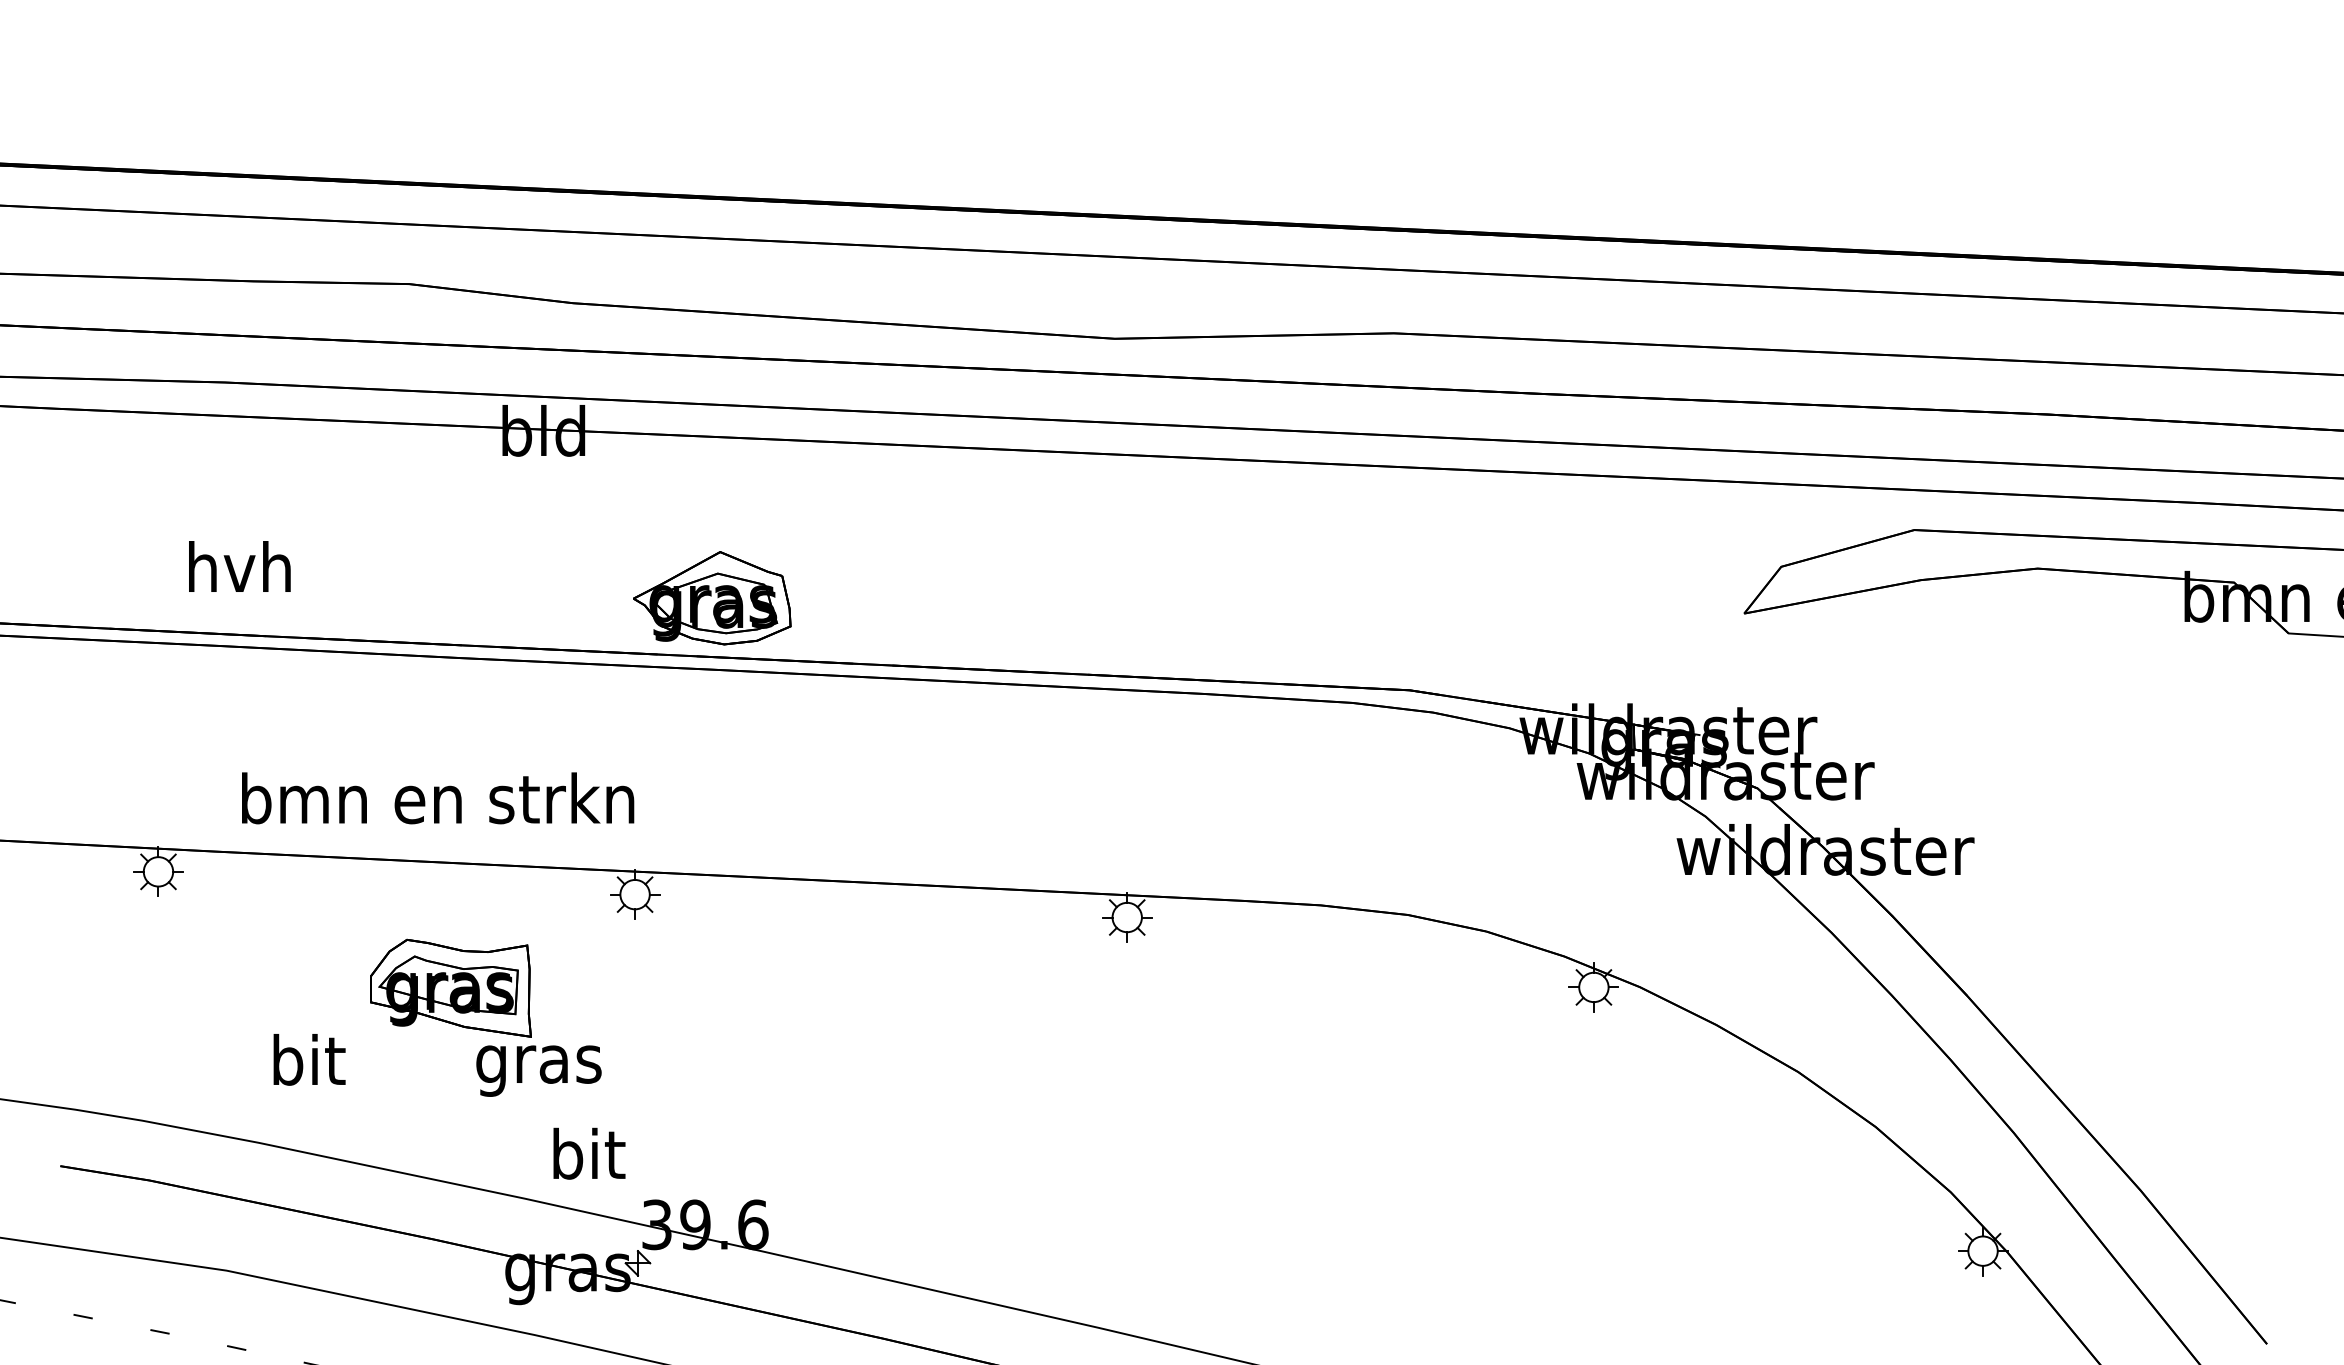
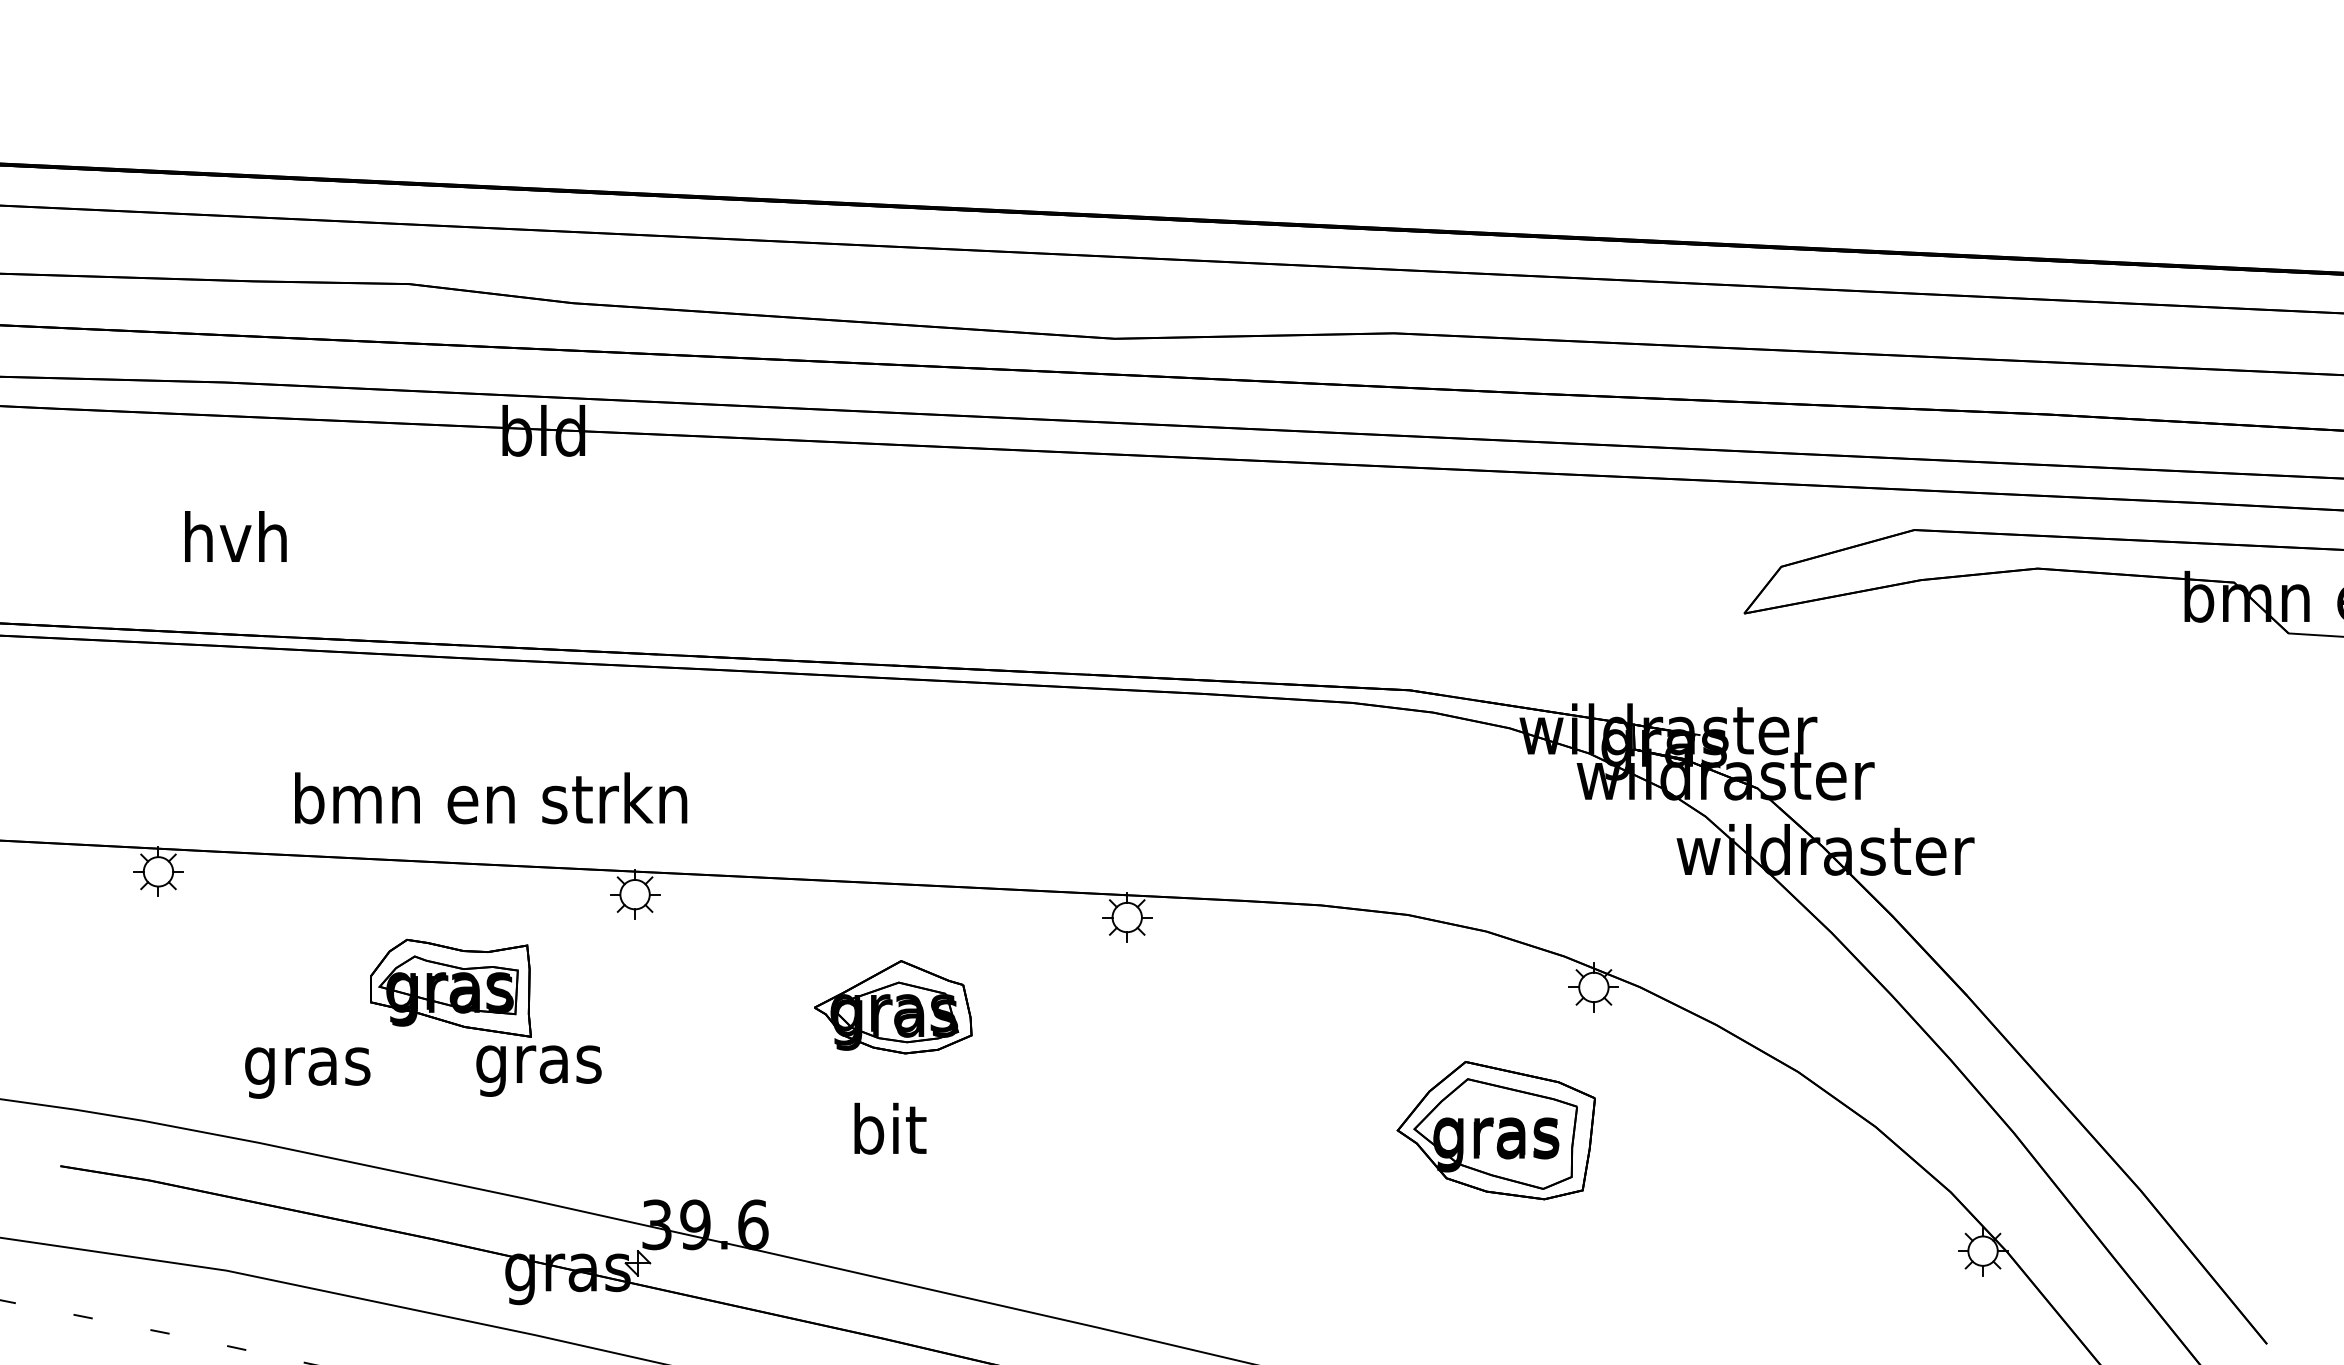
text position: (239, 566) -> (235, 536) (235, 536)
part position: (712, 598) -> (893, 1007) (893, 1007)
text position: (438, 798) -> (491, 798) (491, 798)
text: bit -> gras (307, 1066)
part: none -> present (1495, 1130)
text position: (589, 1153) -> (890, 1128) (890, 1128)
